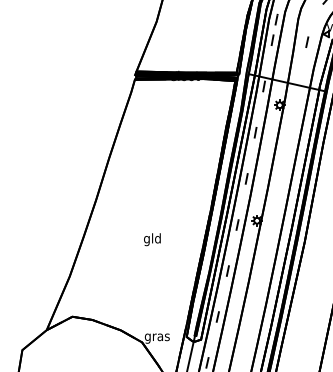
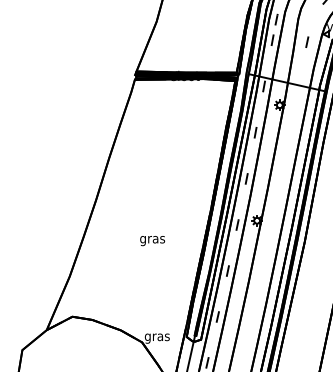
text: gld -> gras (152, 239)
